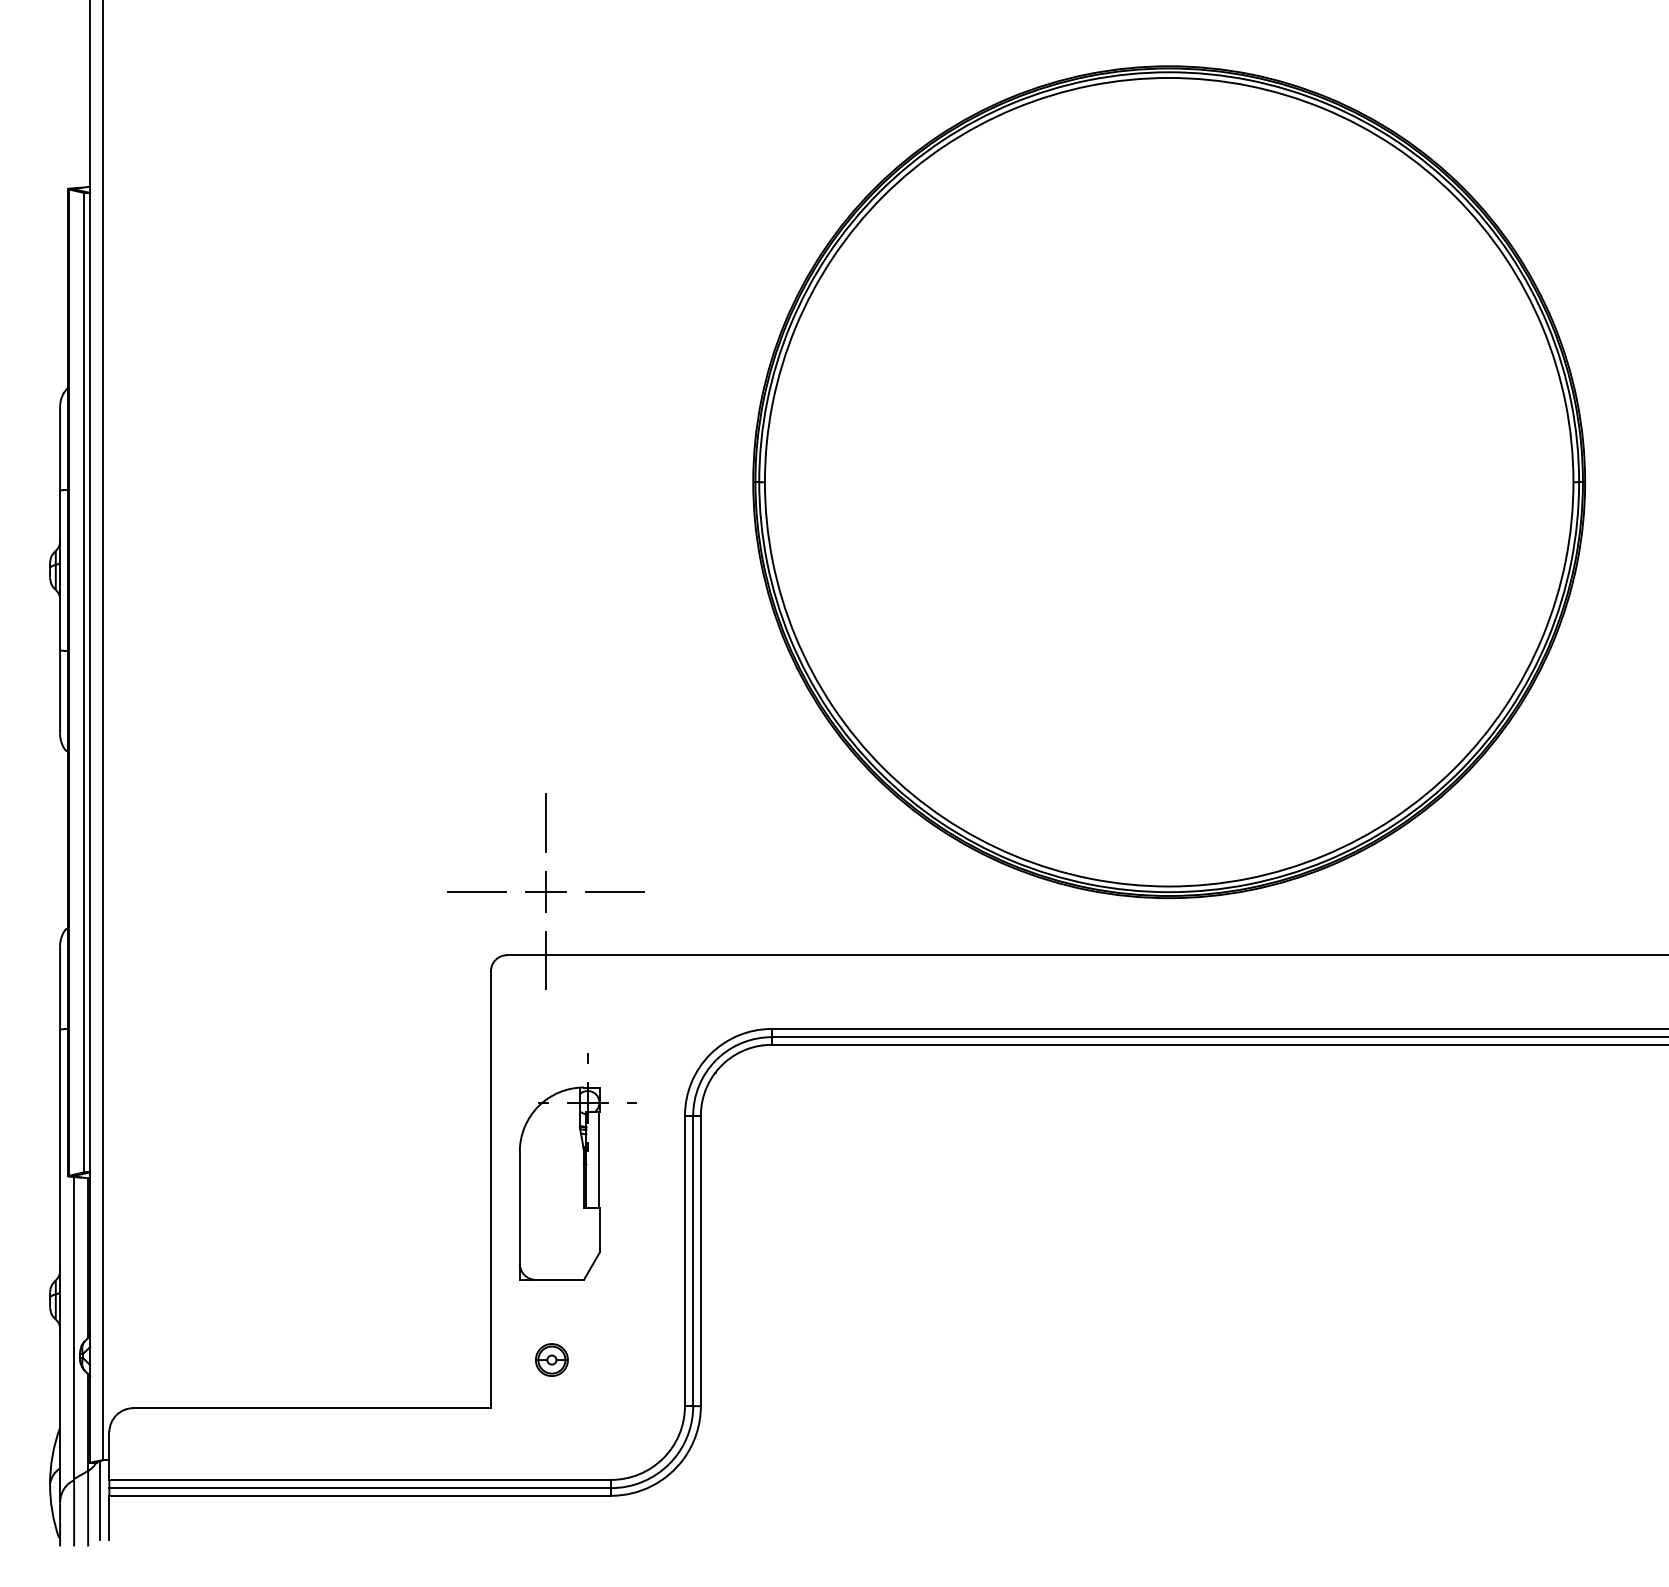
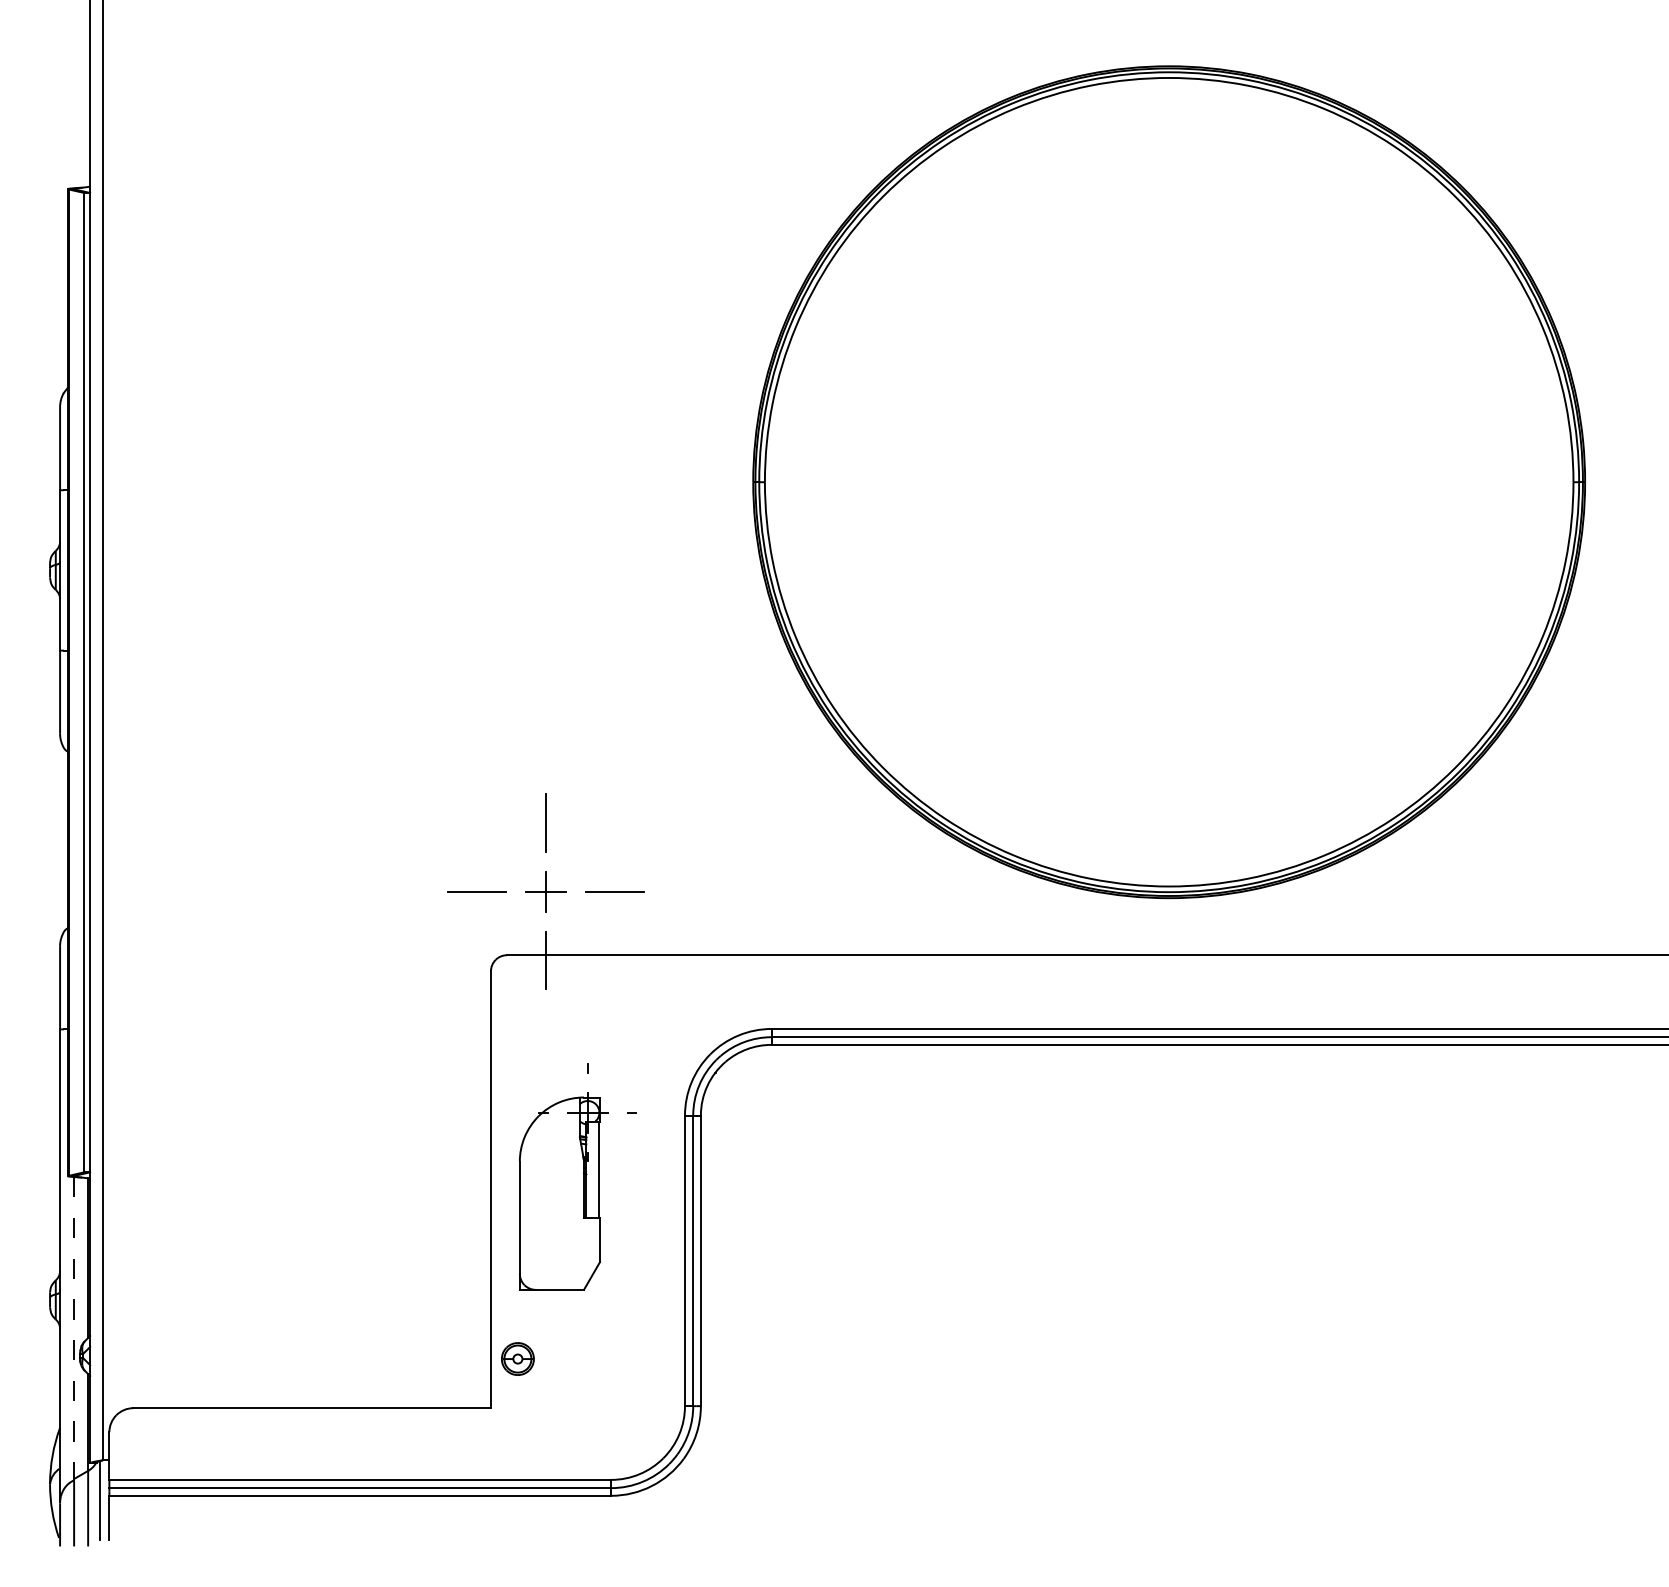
part position: (577, 1166) -> (577, 1176) (577, 1176)
line: solid -> dashed (74, 1328)
part position: (551, 1359) -> (517, 1358) (517, 1358)
